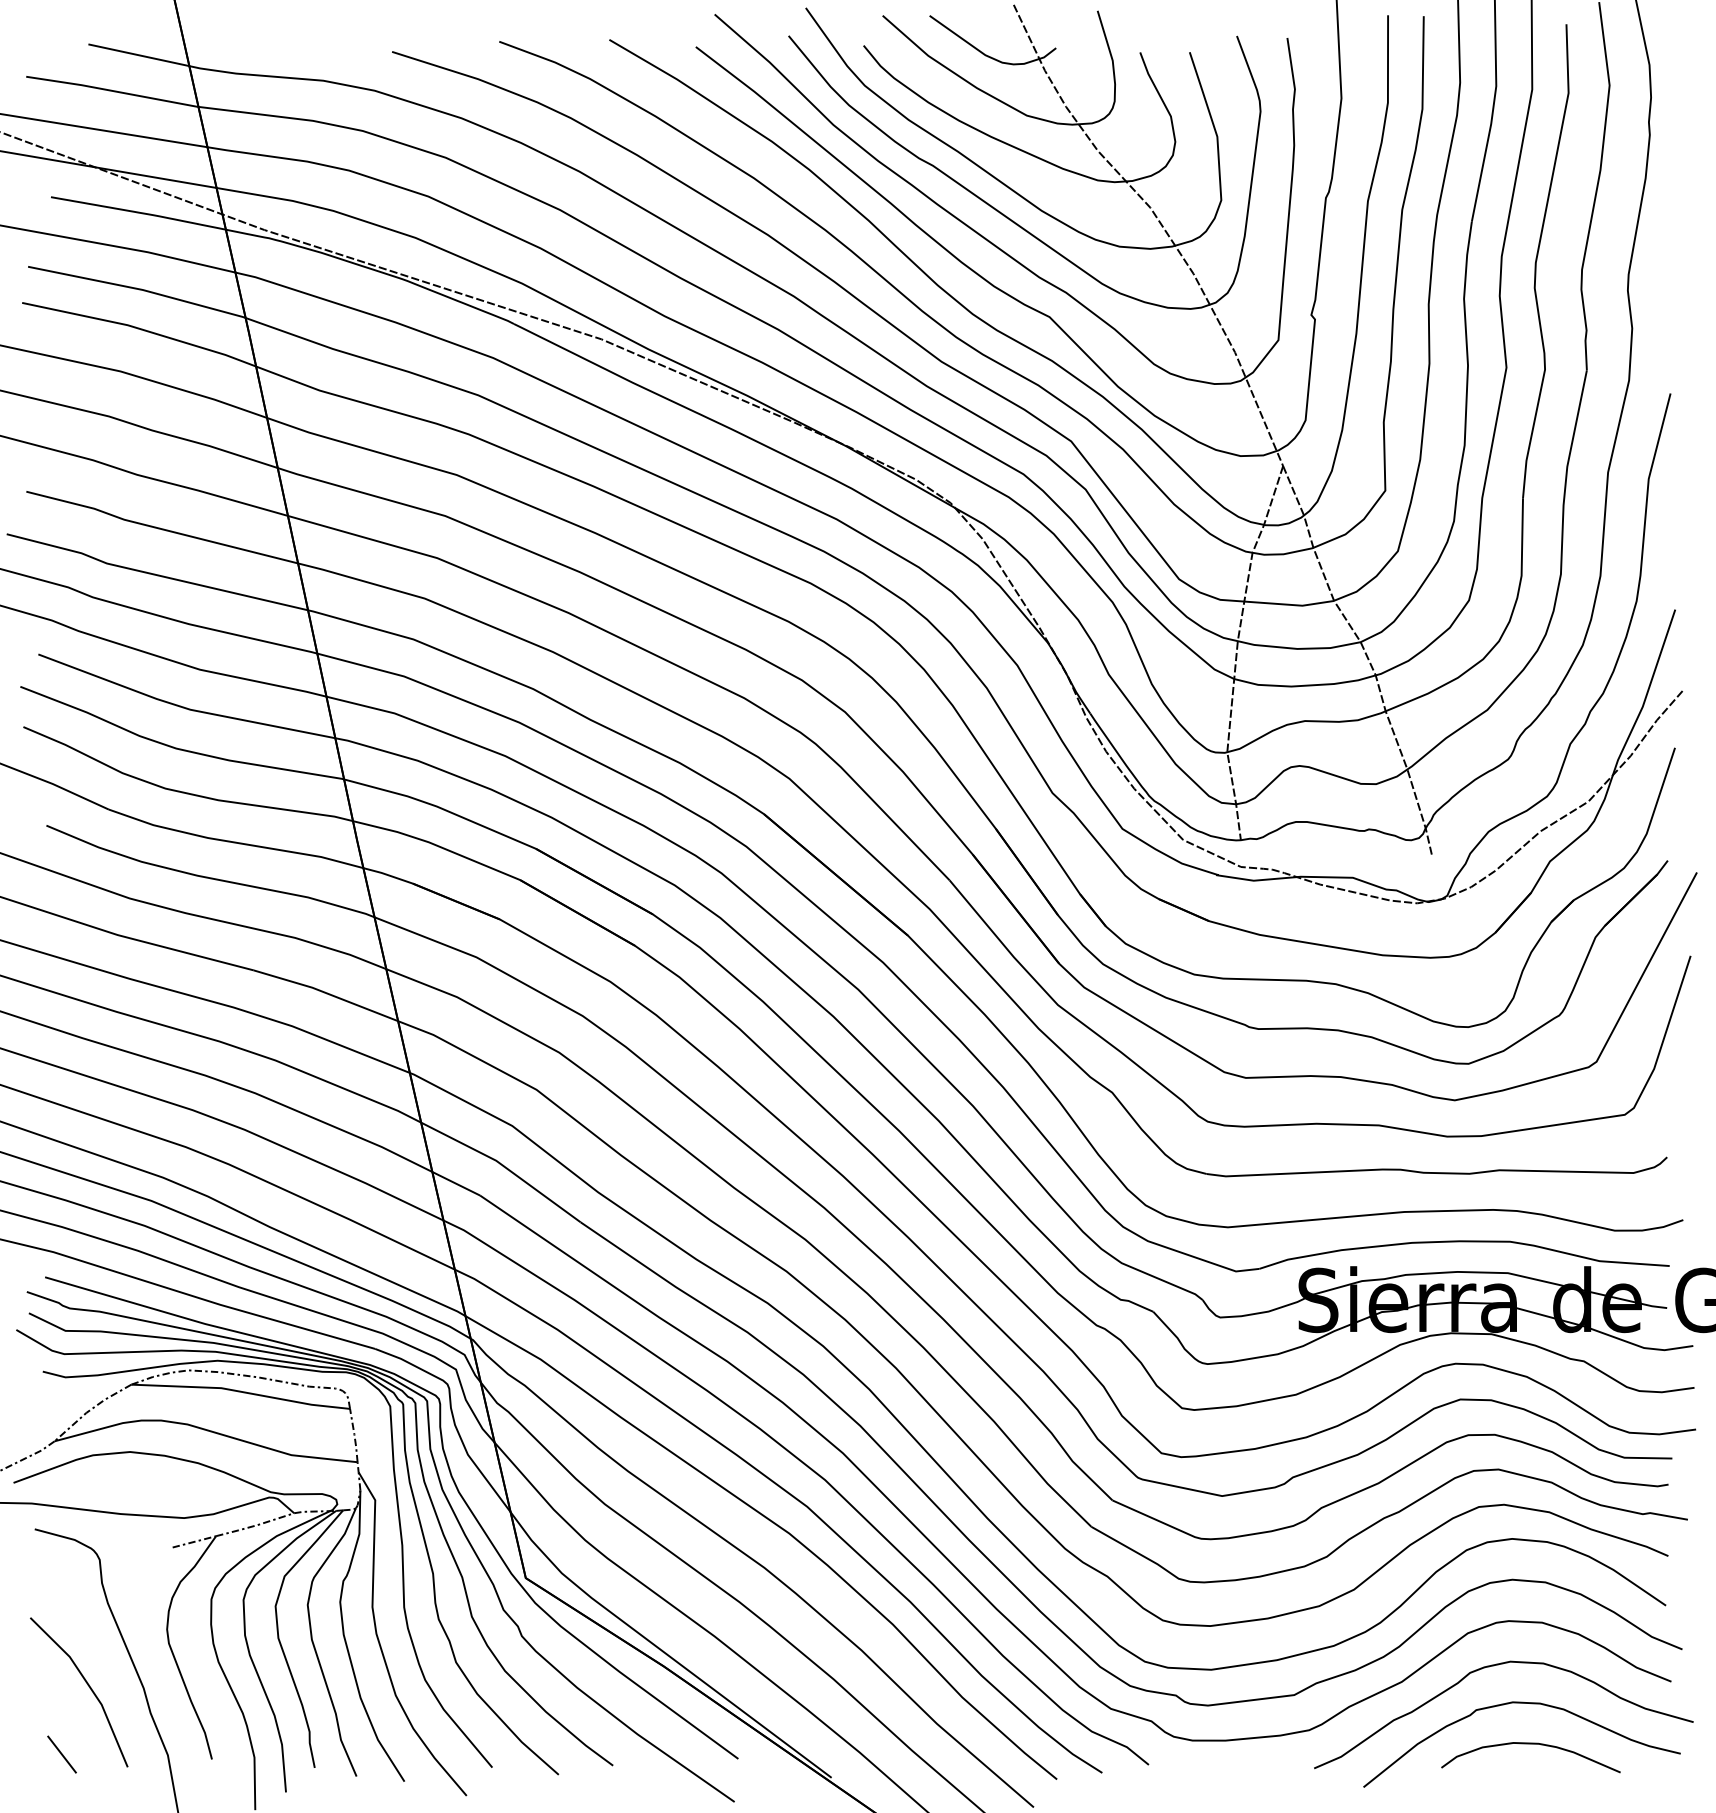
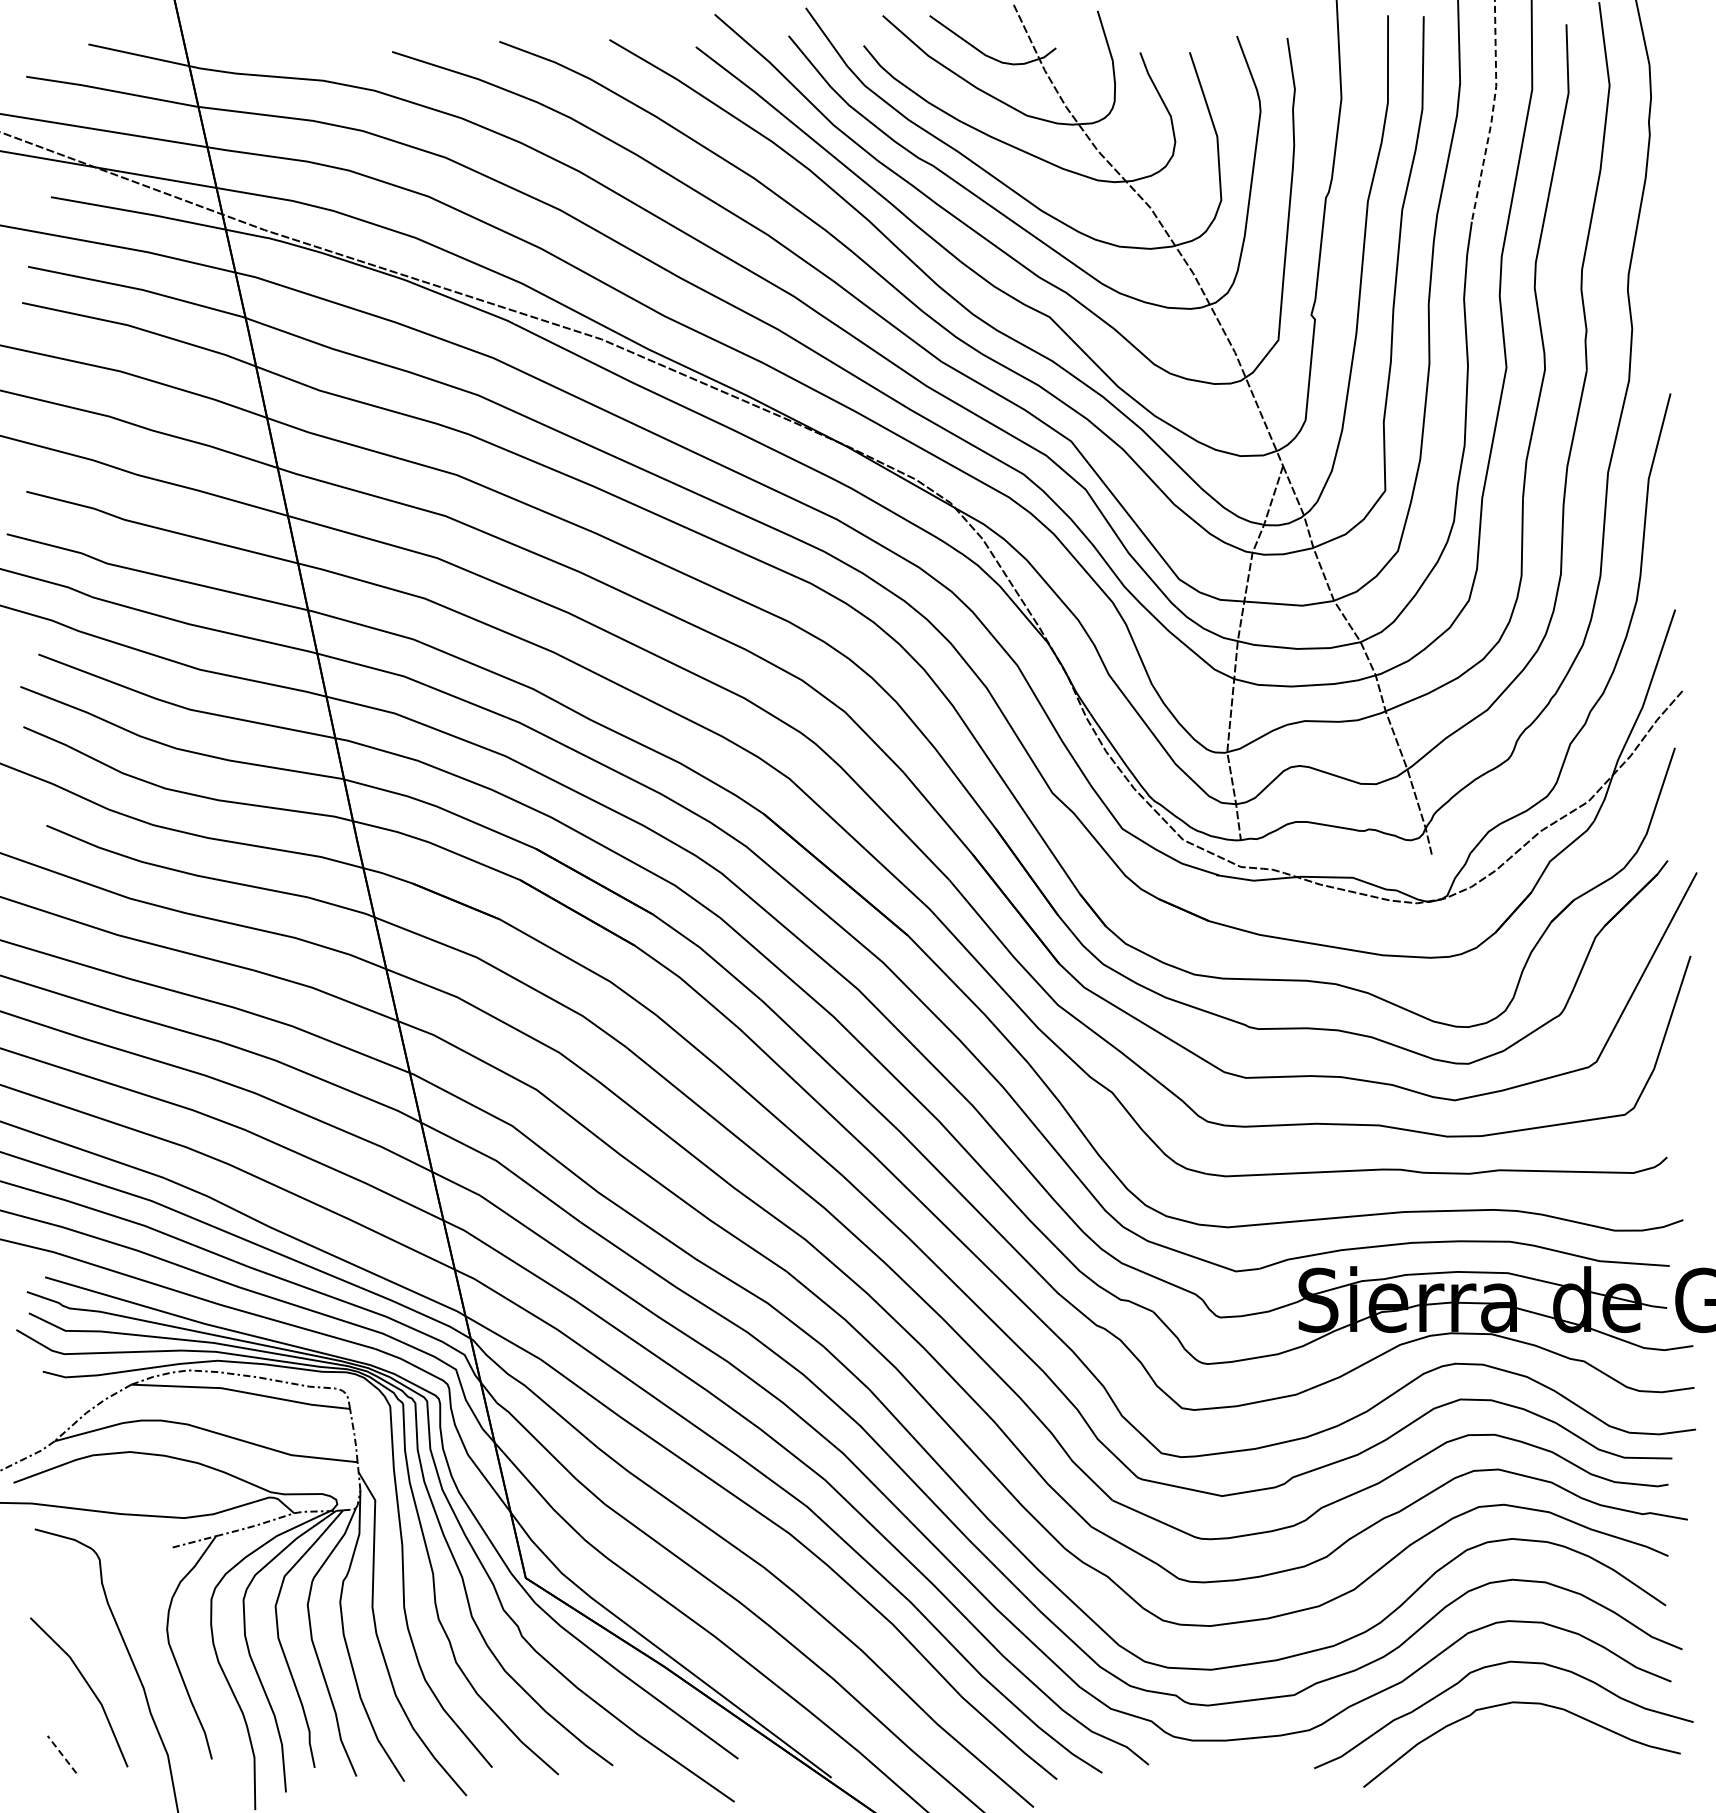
line: solid -> dashed (1492, 112)
curve: present -> none (1530, 1744)
line: solid -> dashed (62, 1754)
